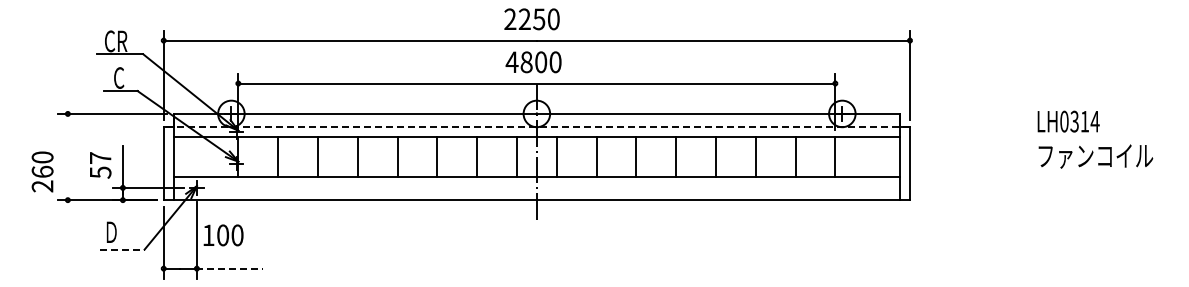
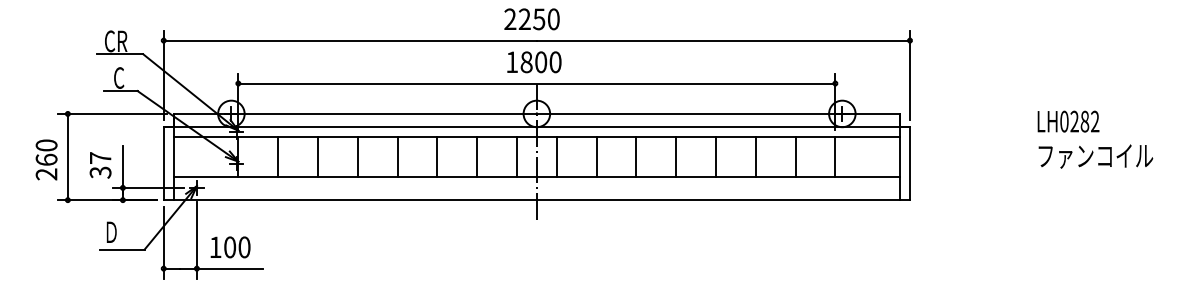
text: 4800 -> 1800 (511, 61)
text: LH0314 -> LH0282 (1084, 121)
line: dashed -> solid (536, 127)
line: none -> present (67, 156)
text position: (42, 171) -> (46, 159) (46, 159)
text: 57 -> 37 (99, 172)
text position: (223, 235) -> (230, 247) (230, 247)
line: dashed -> solid (122, 249)
line: dashed -> solid (230, 268)
